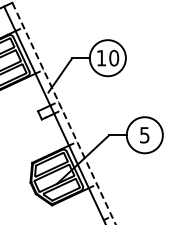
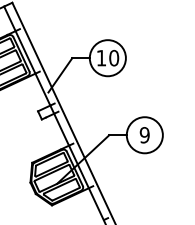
line: dashed -> solid (63, 113)
text: 5 -> 9 (144, 135)
